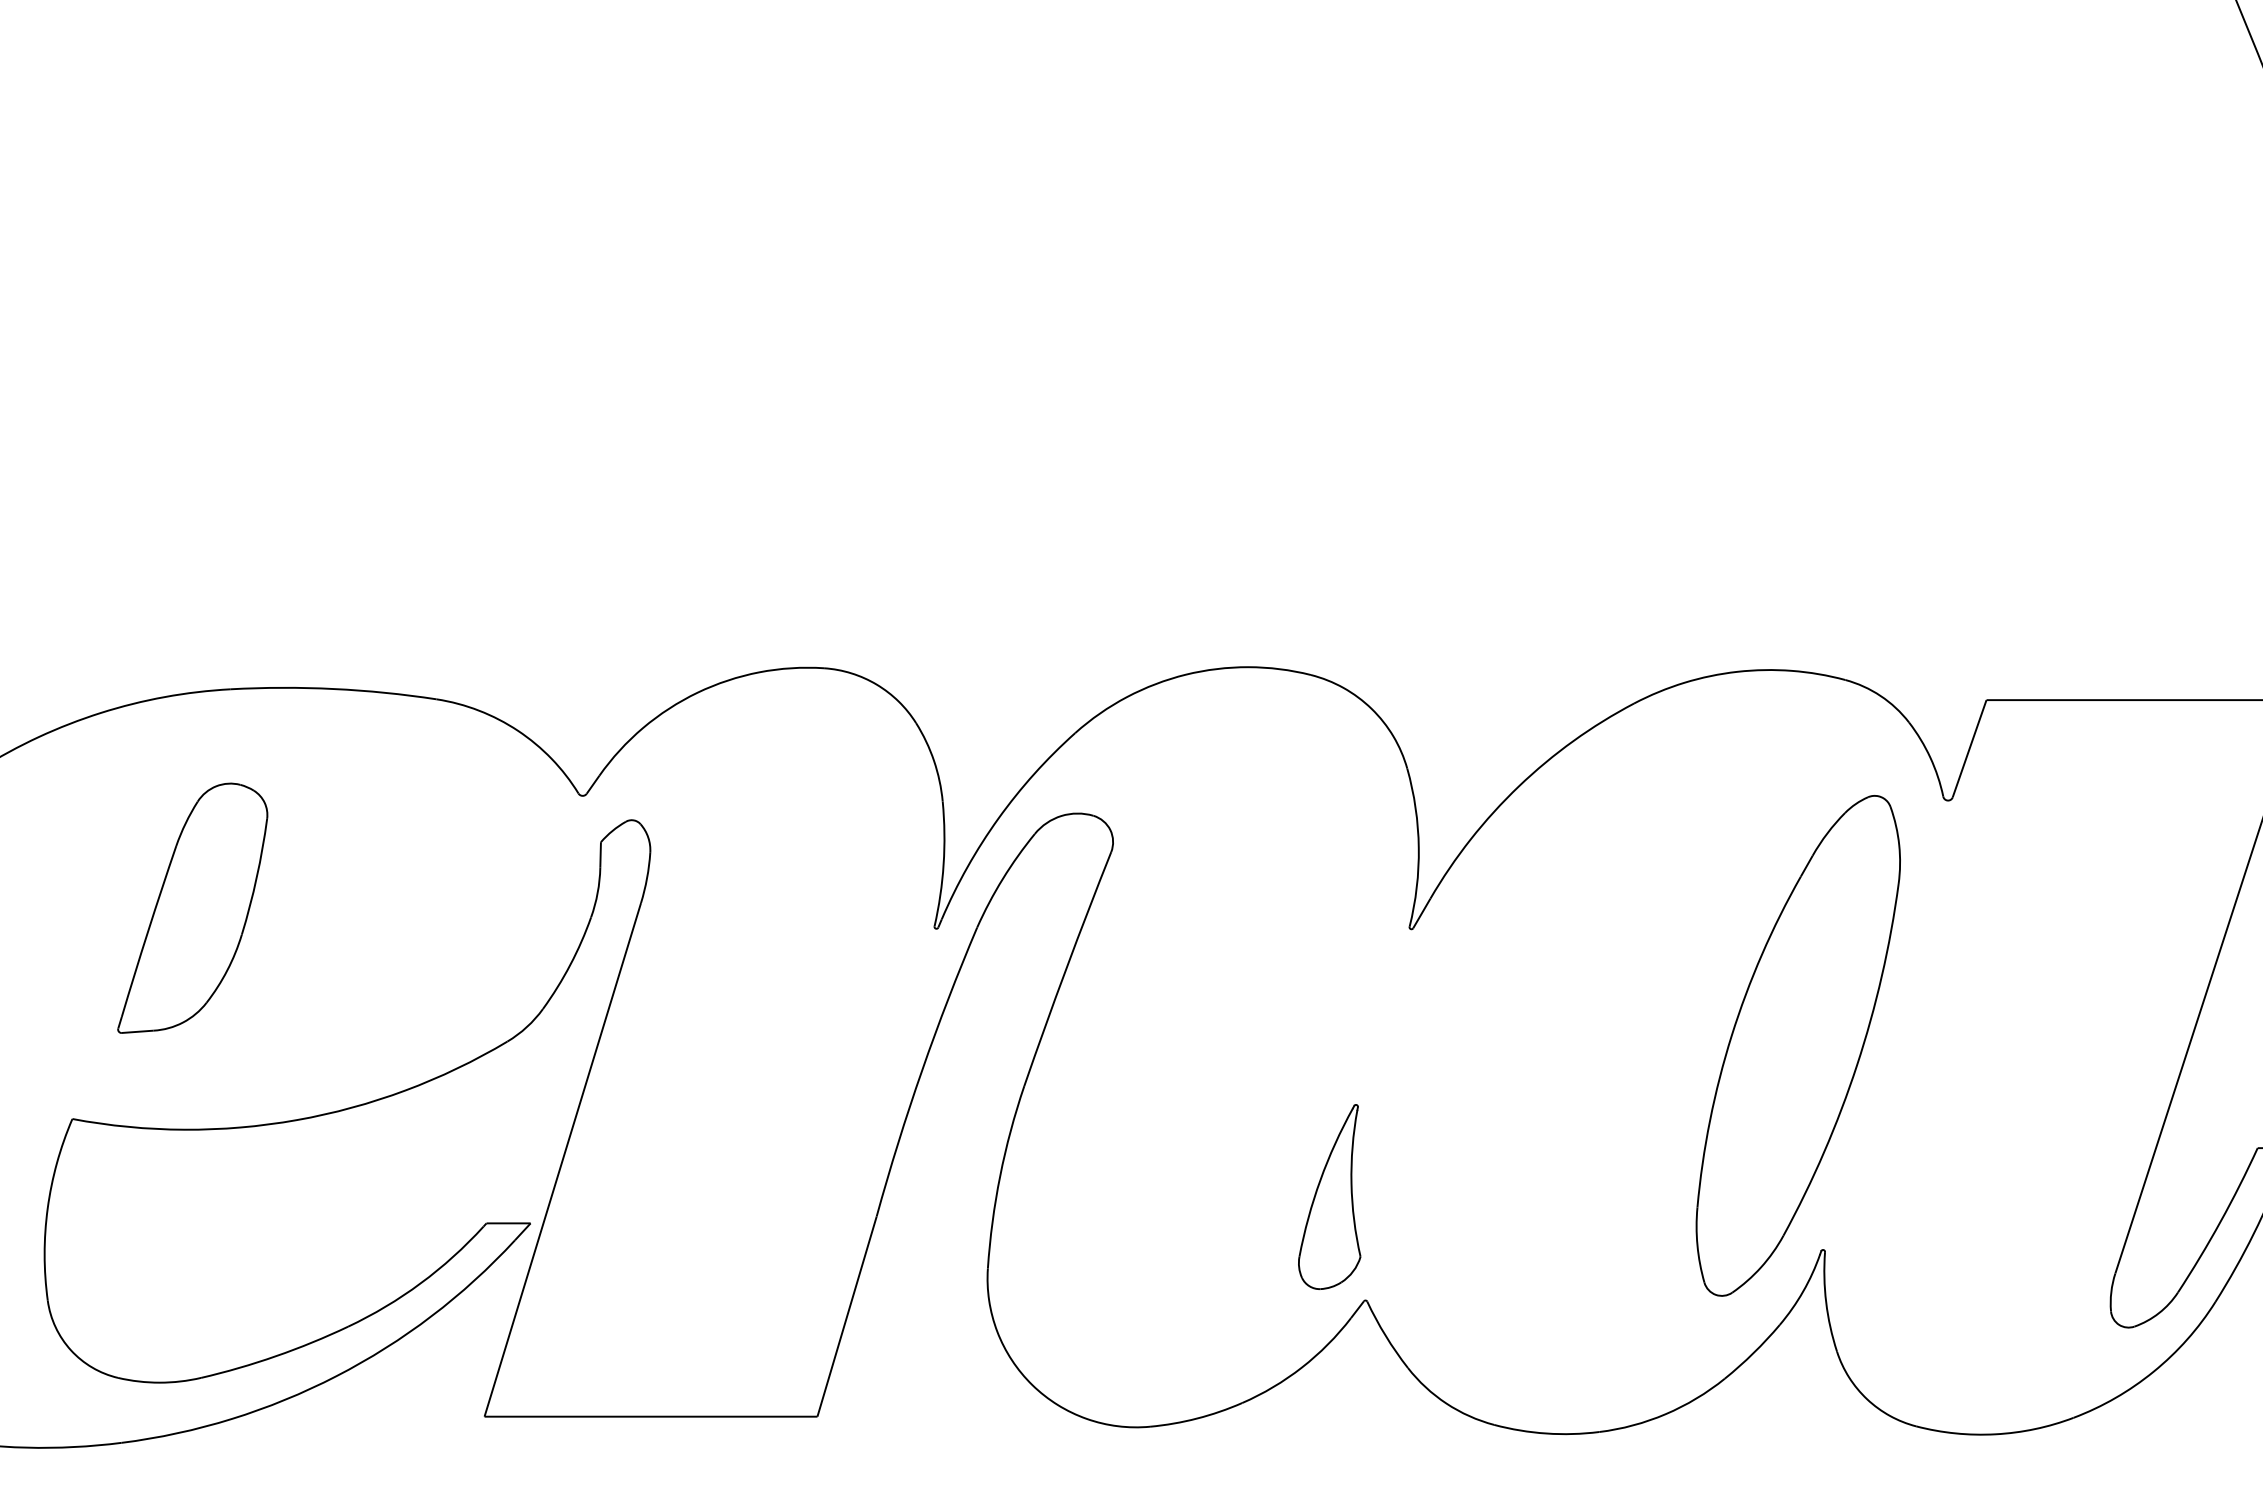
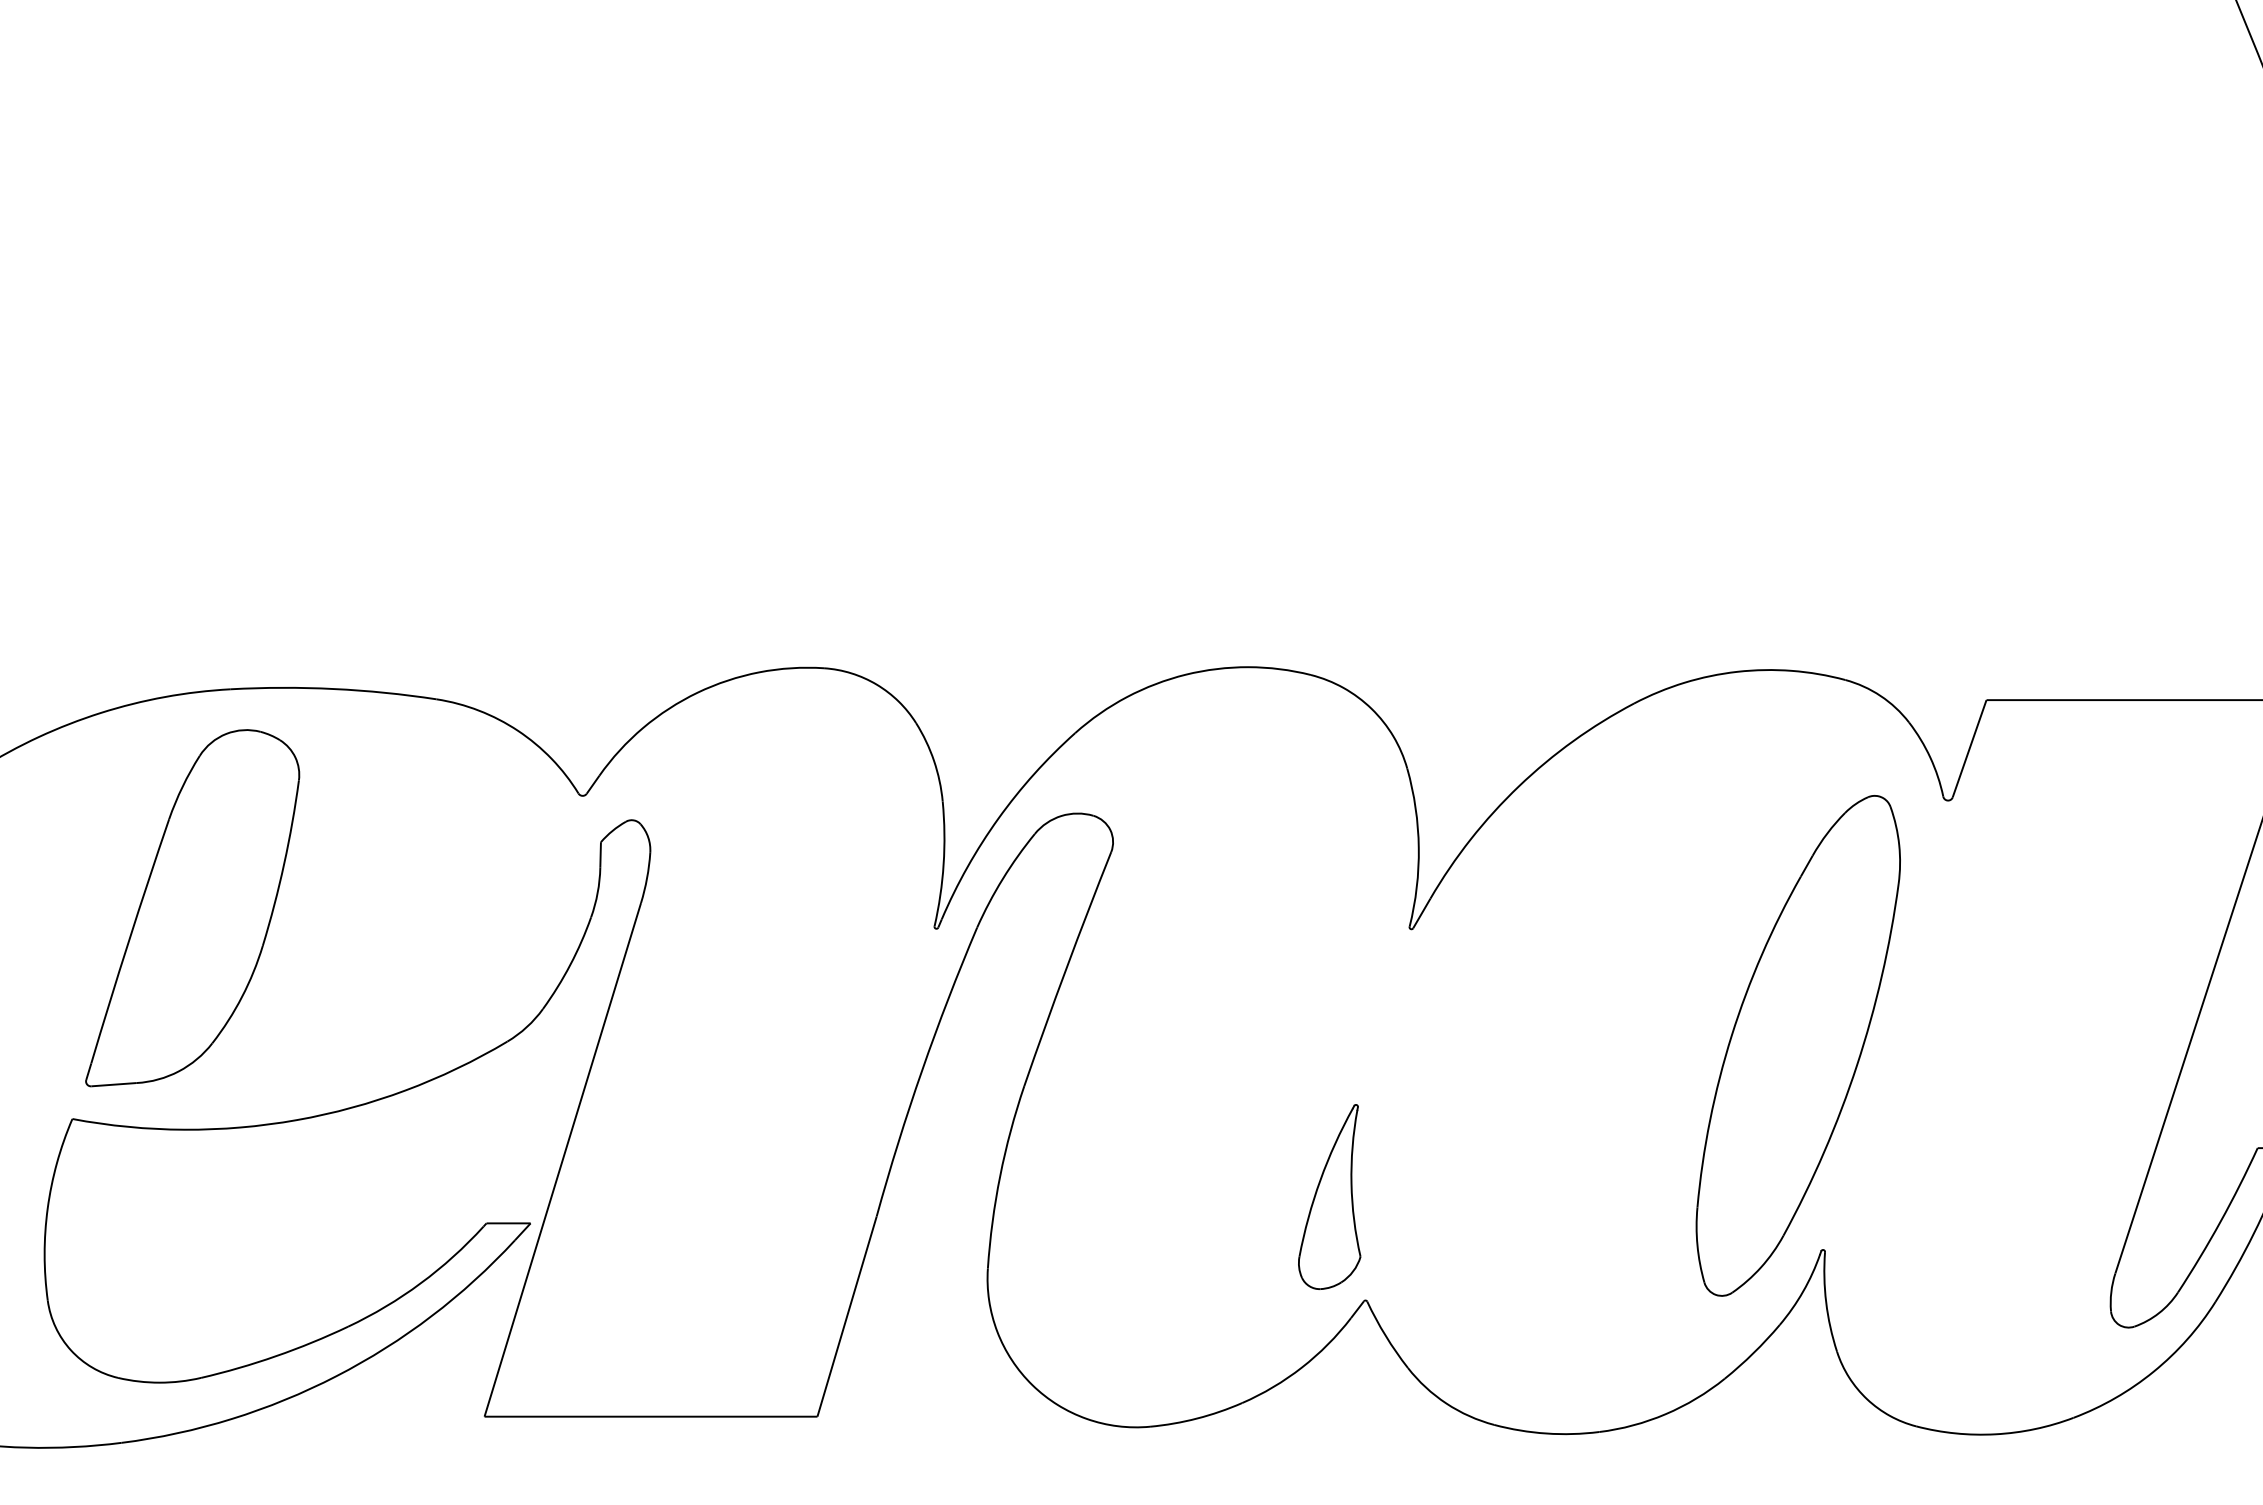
part size: 152x252 px -> 216x359 px (192, 908)
